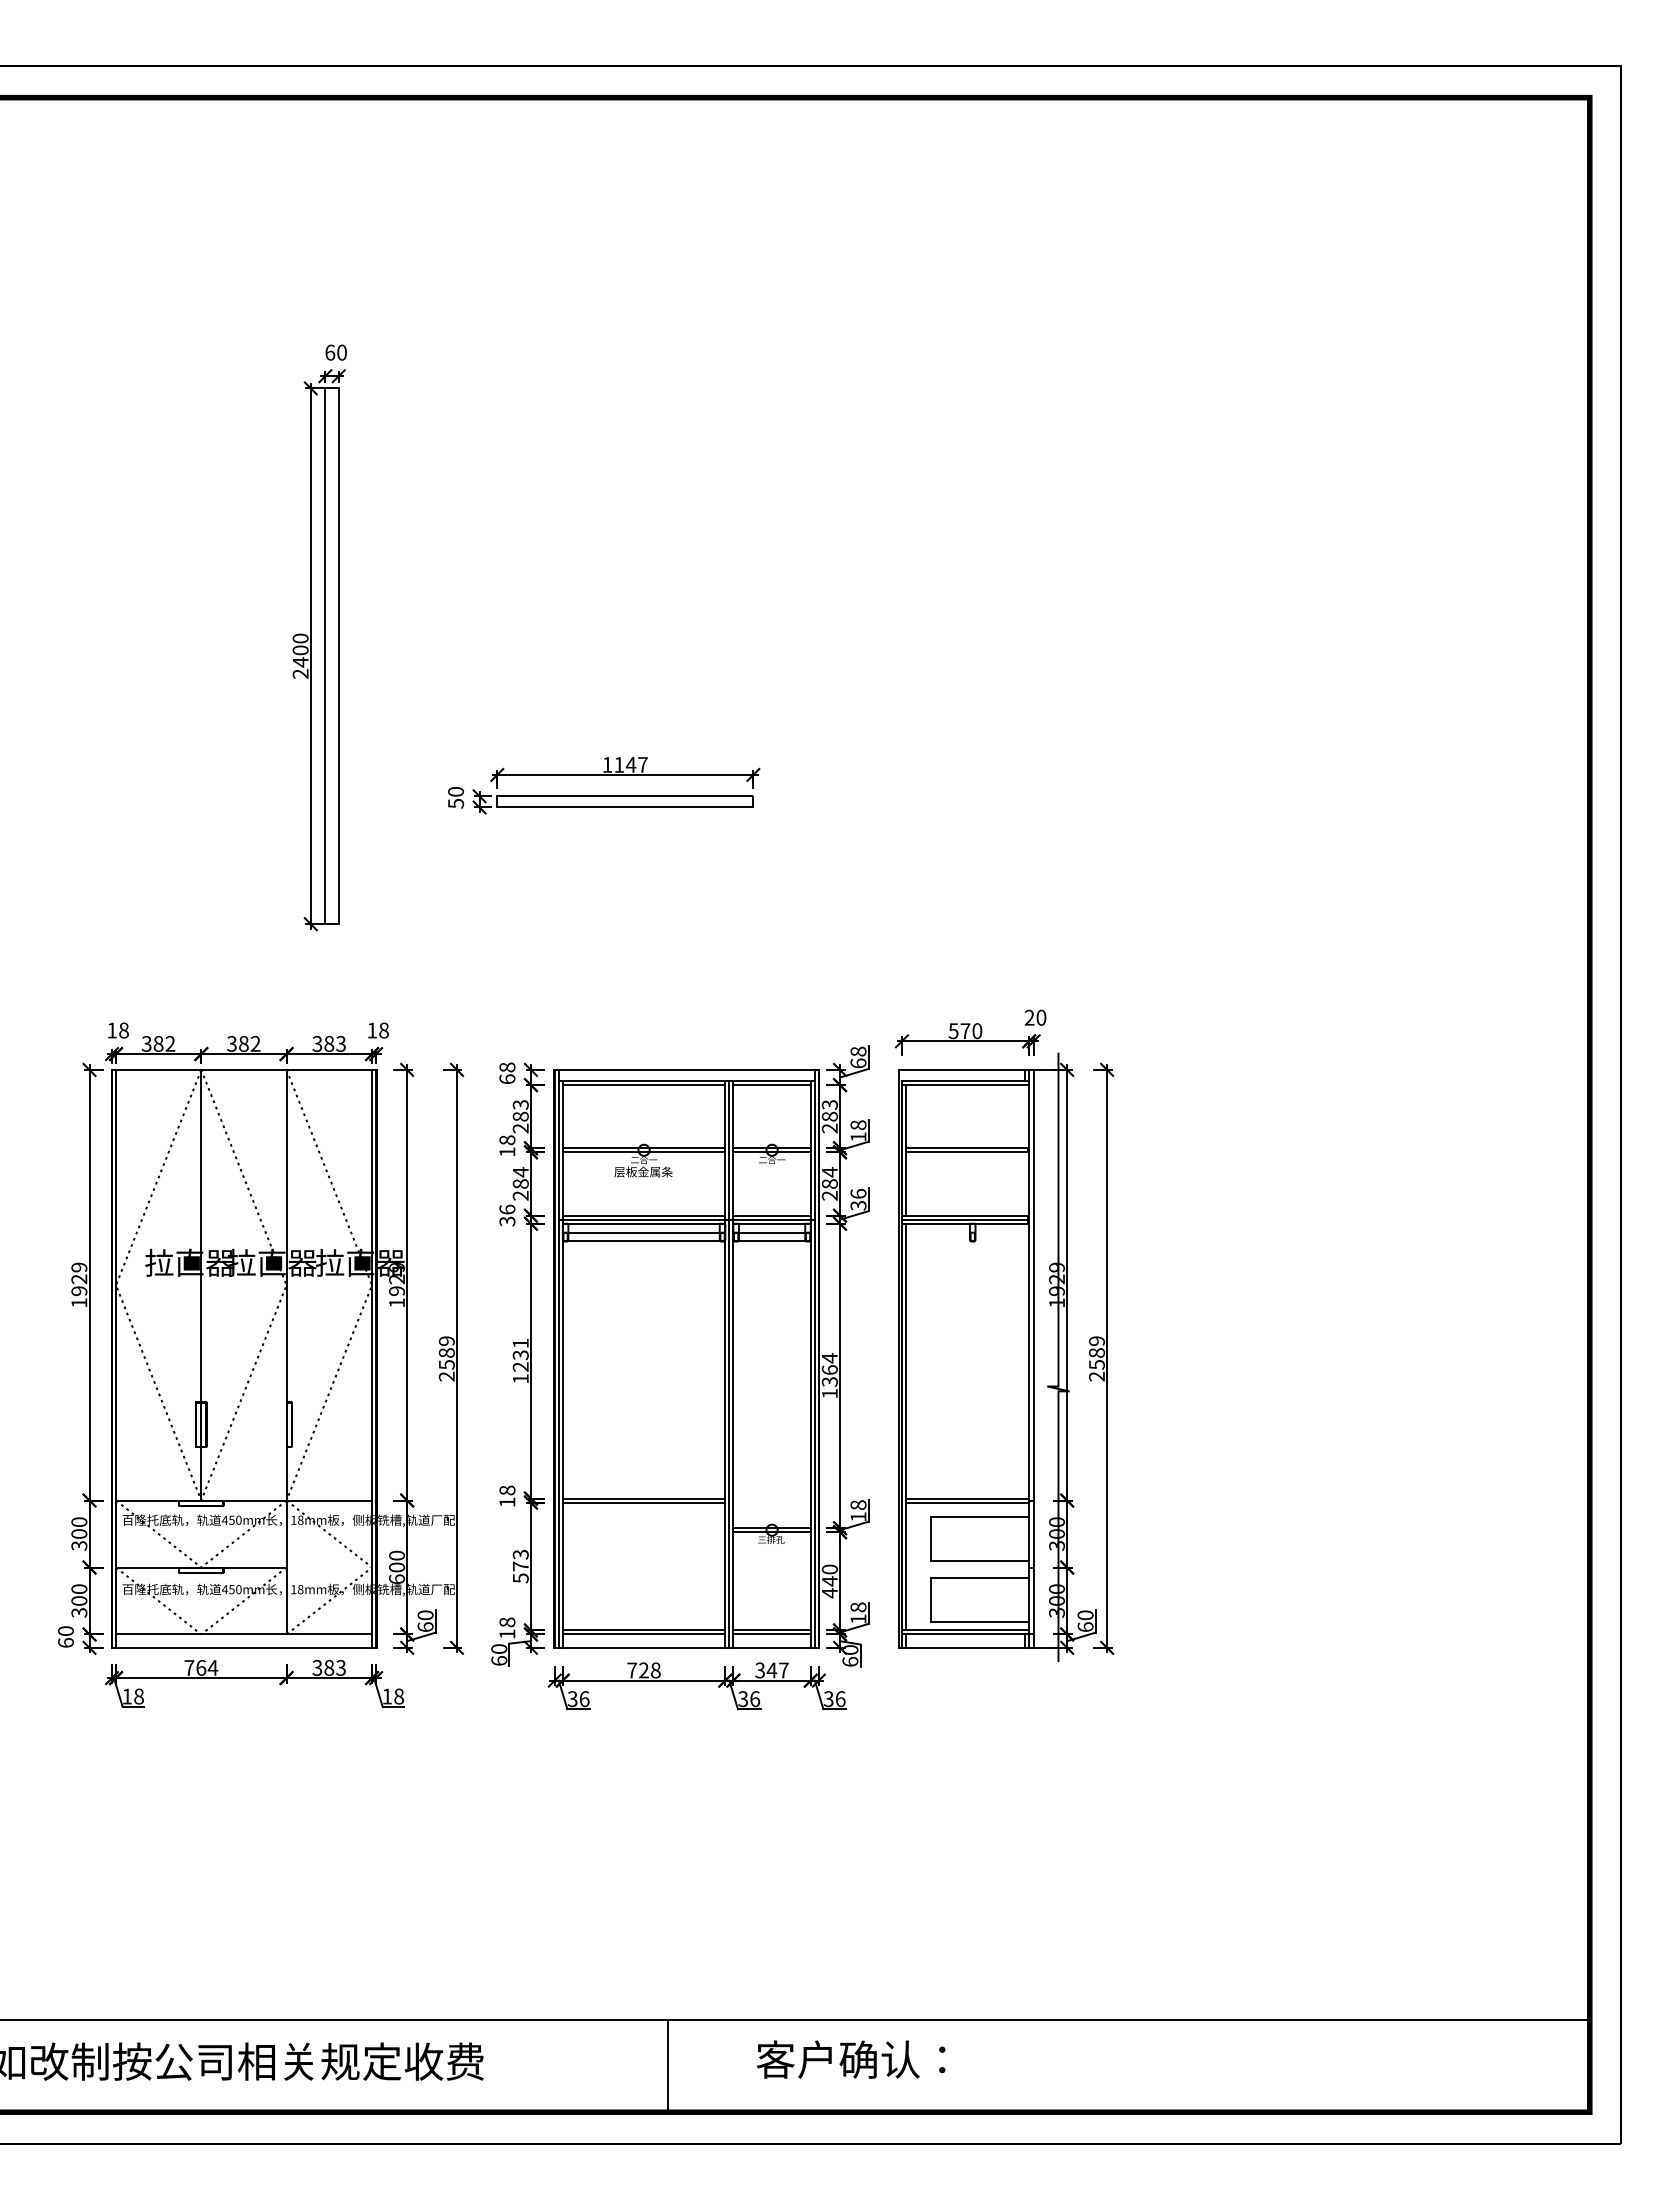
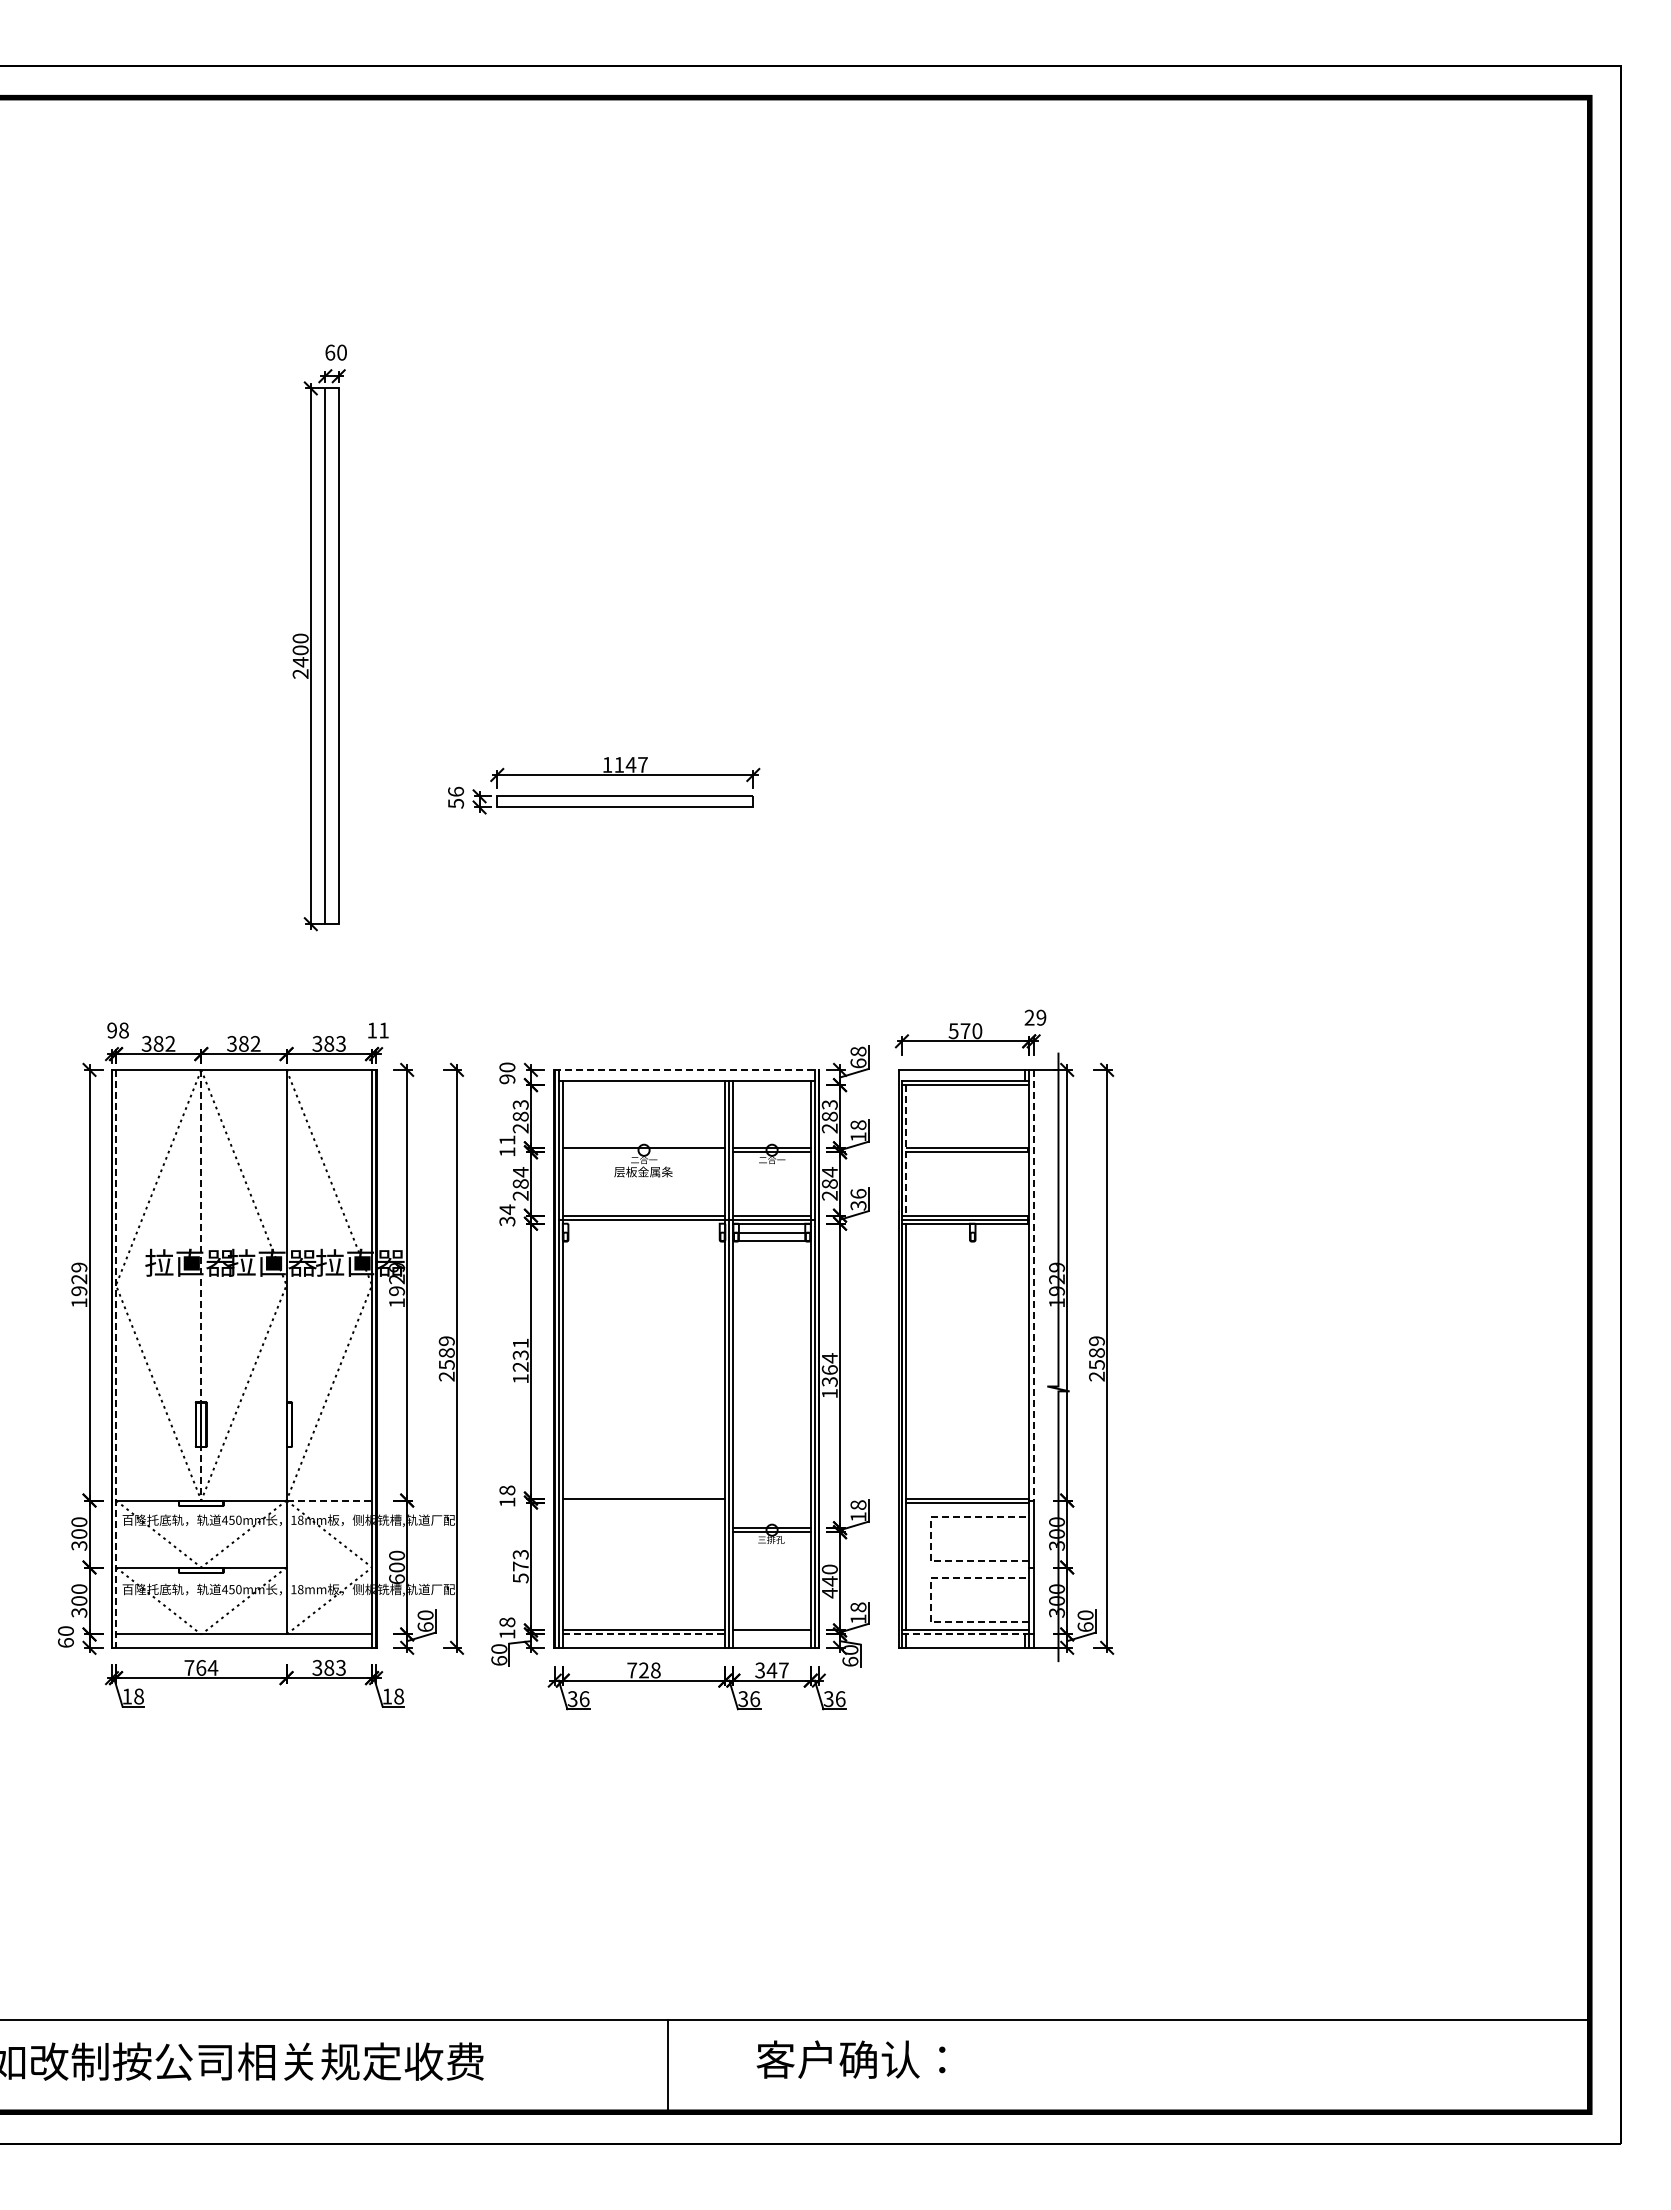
text: 50 -> 56 (455, 791)
text: 20 -> 29 (1041, 1017)
text: 18 -> 98 (111, 1030)
text: 18 -> 11 (383, 1030)
line: solid -> dashed (687, 1069)
text: 68 -> 90 (507, 1073)
line: present -> none (643, 1085)
line: present -> none (771, 1085)
text: 18 -> 11 (507, 1140)
line: solid -> dashed (906, 1150)
line: present -> none (643, 1152)
text: 36 -> 34 (507, 1209)
line: present -> none (643, 1223)
line: present -> none (643, 1232)
line: present -> none (643, 1240)
line: solid -> dashed (201, 1285)
line: solid -> dashed (1033, 1285)
line: solid -> dashed (116, 1358)
line: solid -> dashed (329, 1500)
line: present -> none (643, 1502)
line: solid -> dashed (930, 1538)
line: solid -> dashed (930, 1599)
line: solid -> dashed (644, 1634)
line: present -> none (771, 1634)
line: solid -> dashed (965, 1634)
